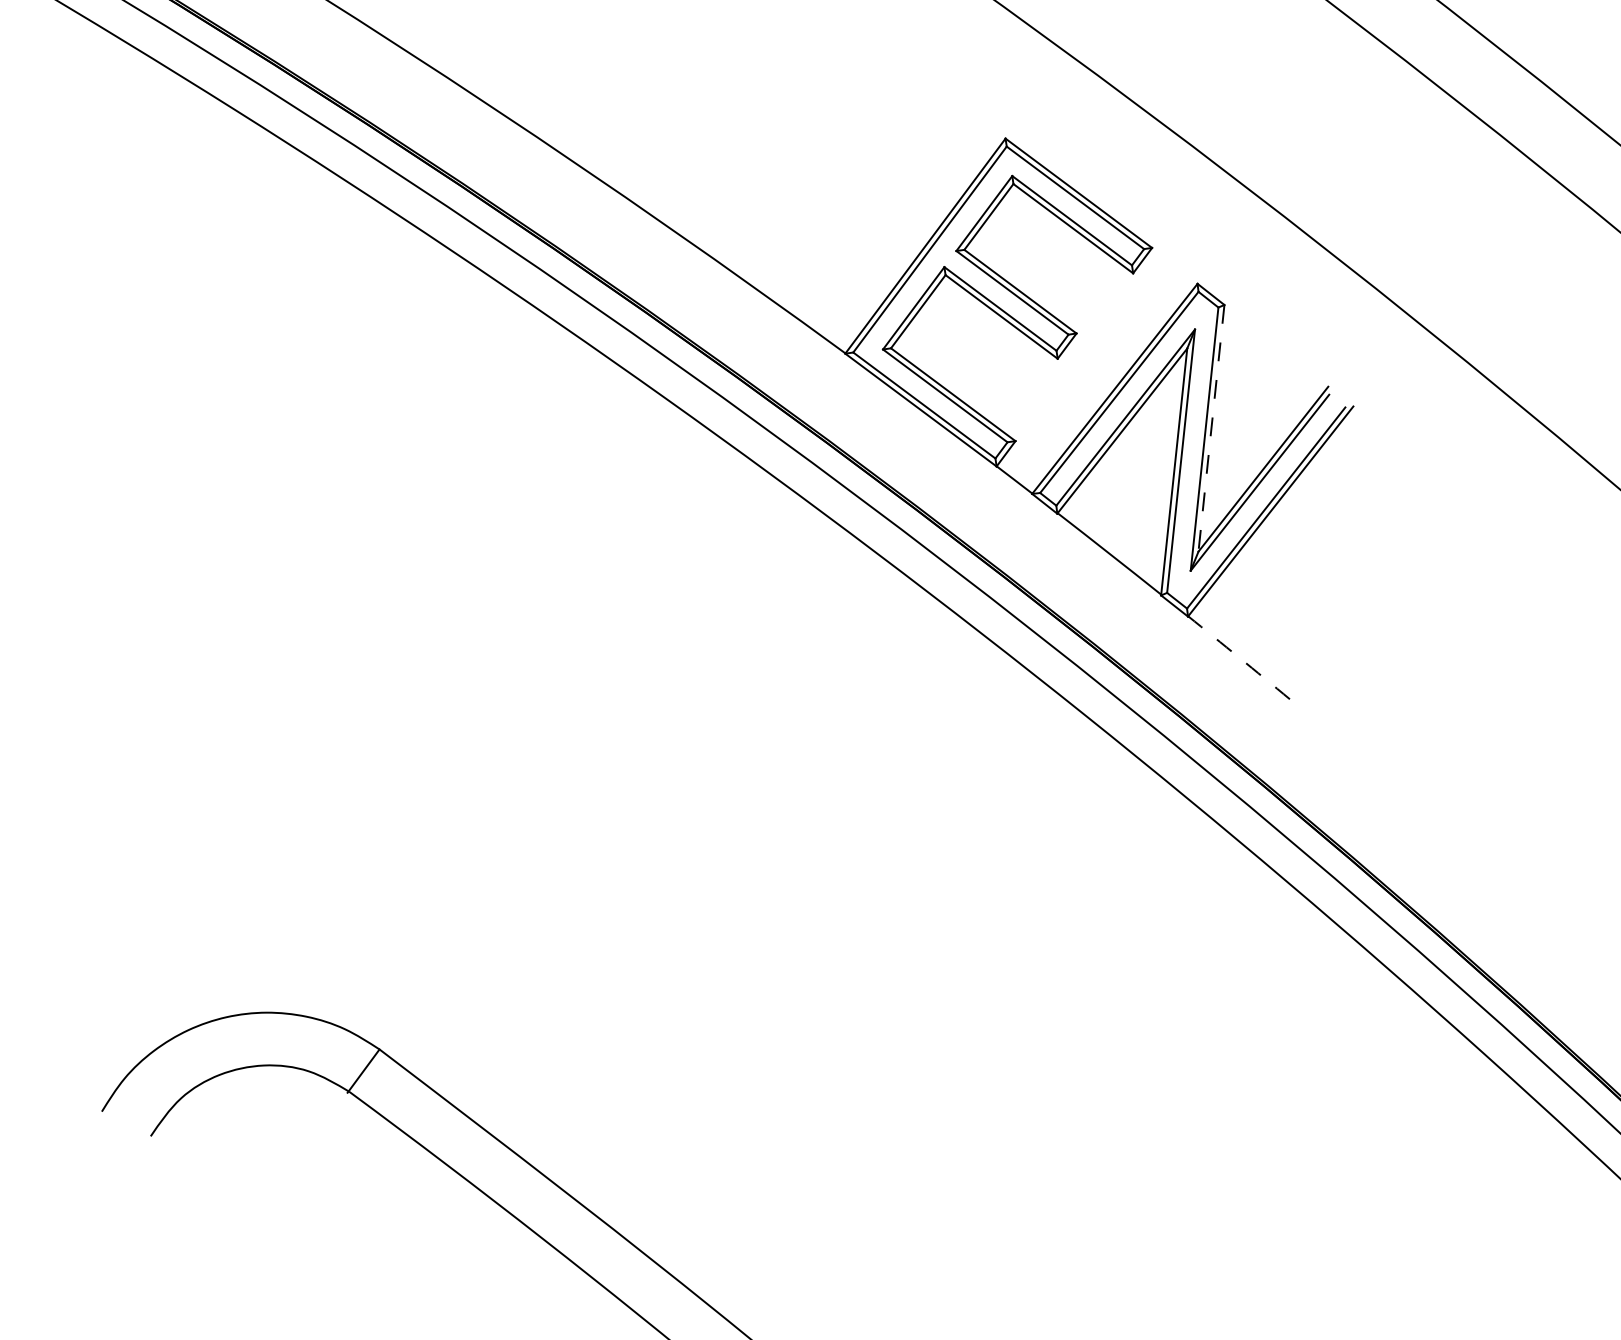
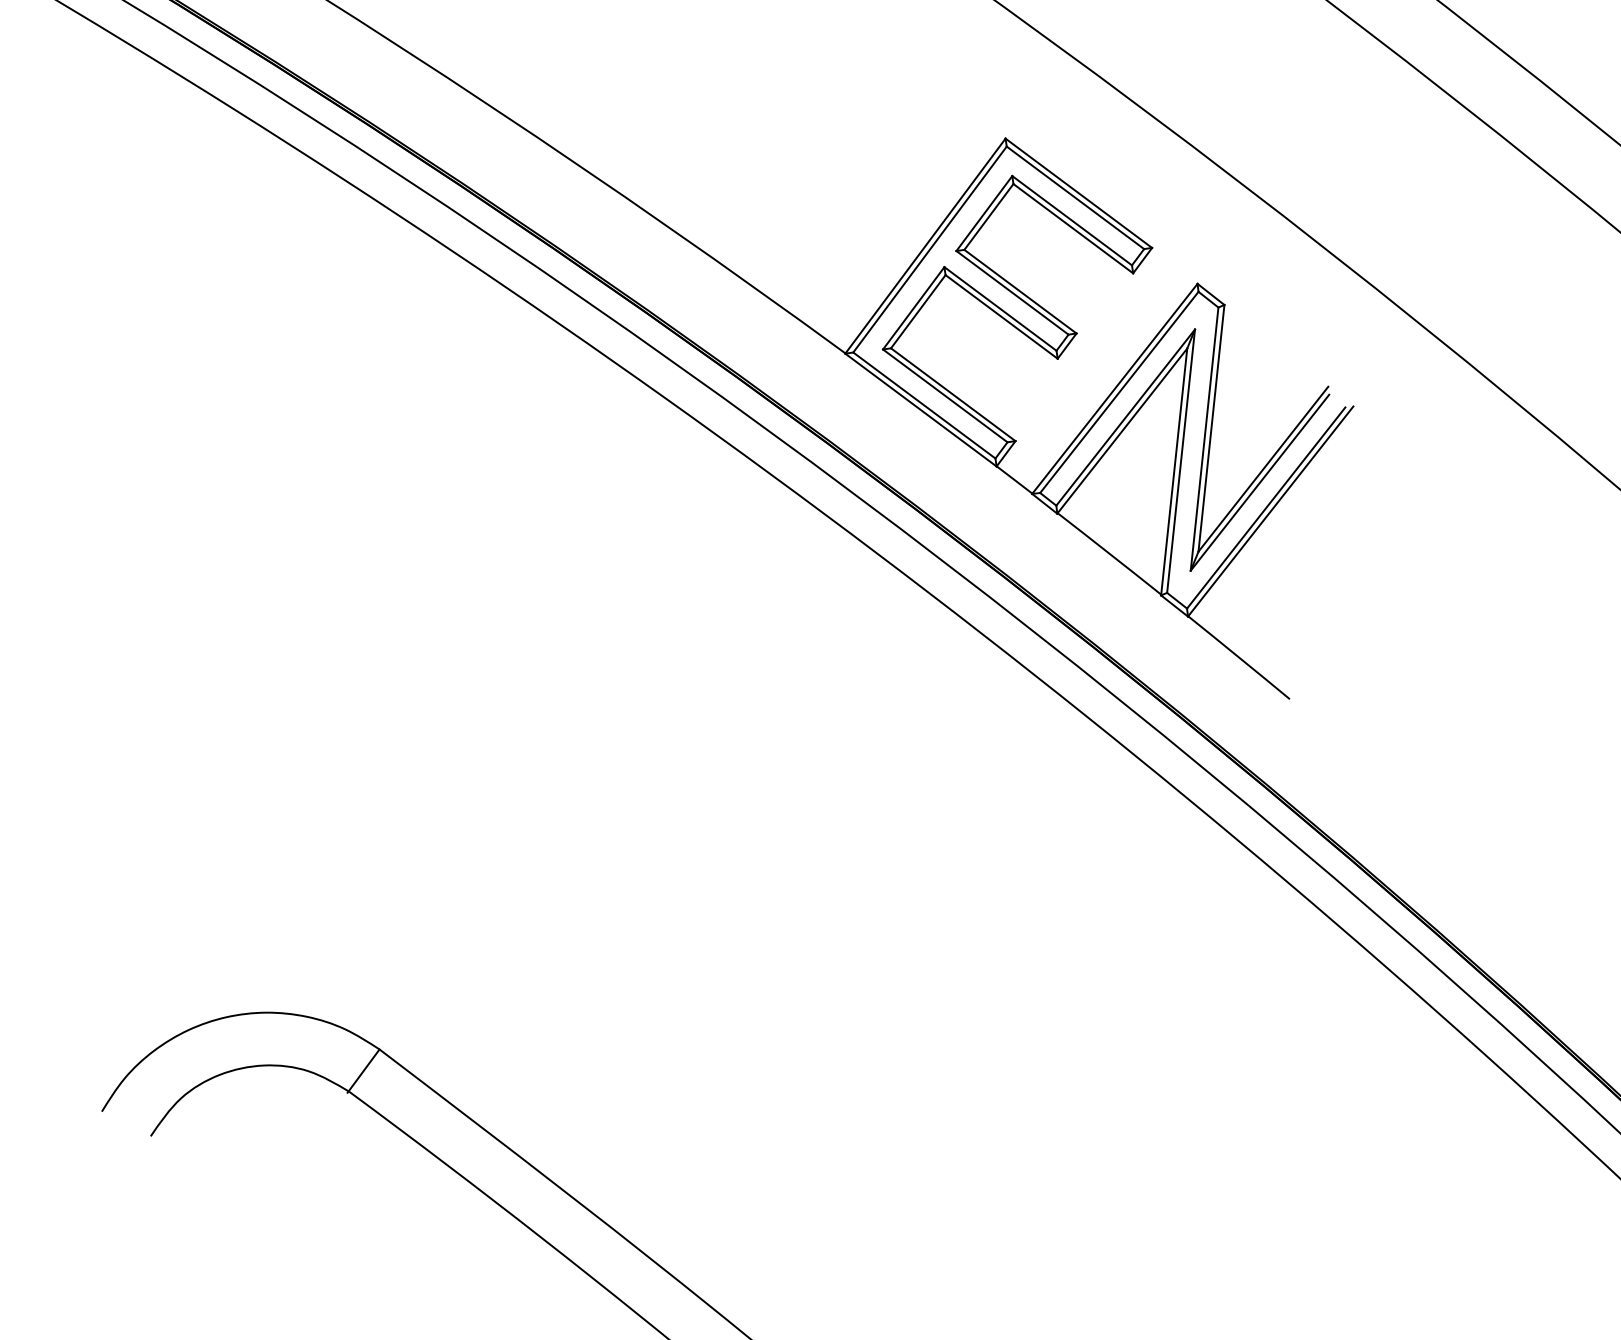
line: dashed -> solid (1211, 428)
arc: dashed -> solid (1239, 657)
